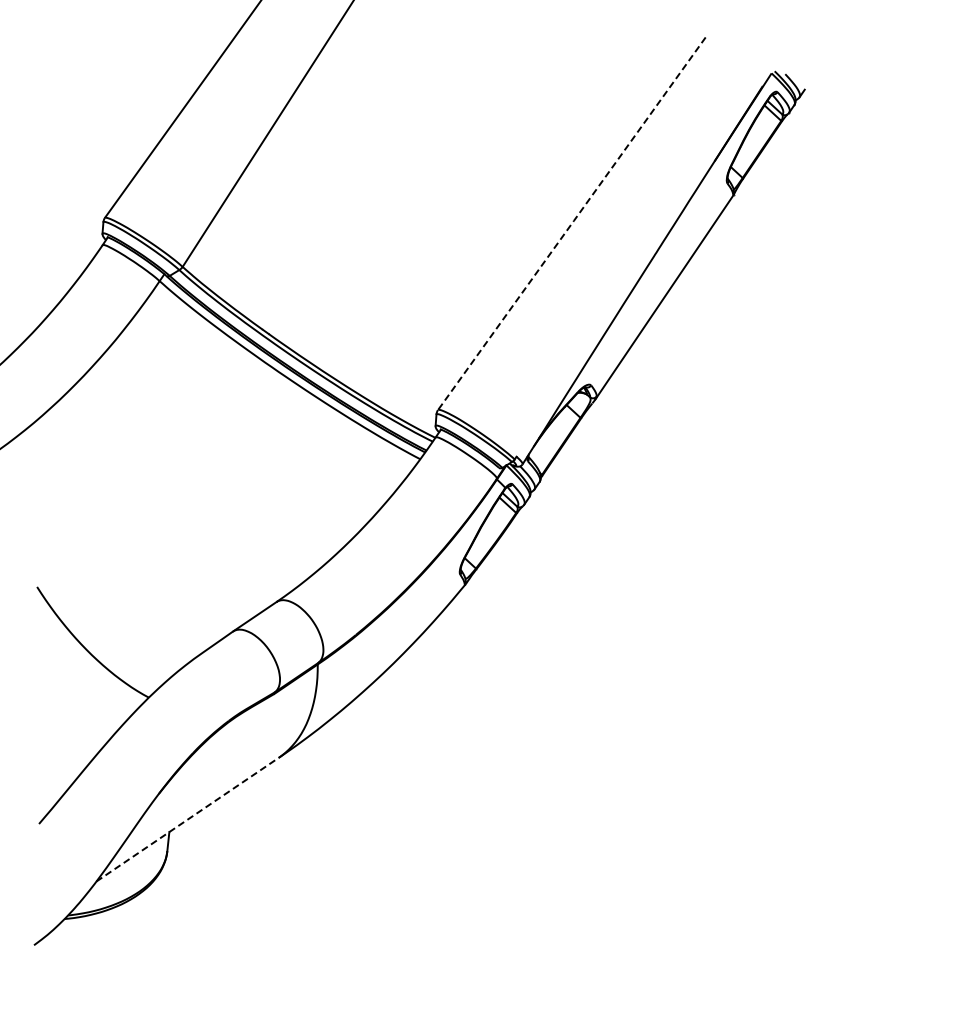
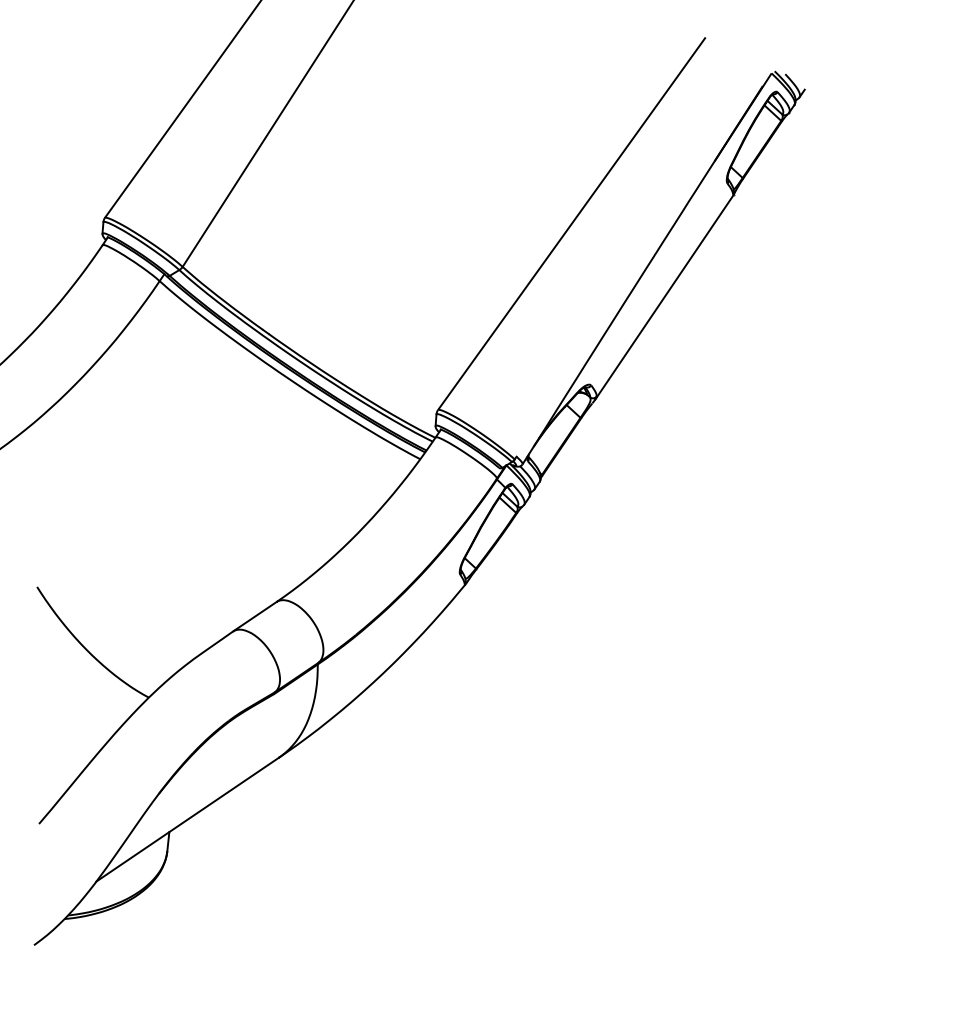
line: dashed -> solid (572, 223)
line: dashed -> solid (187, 819)
